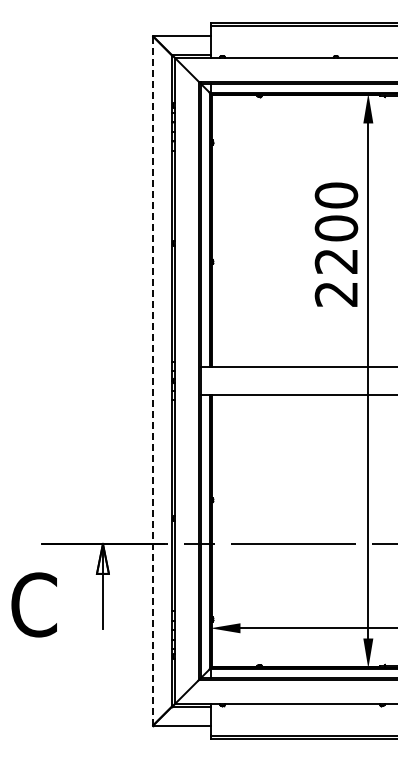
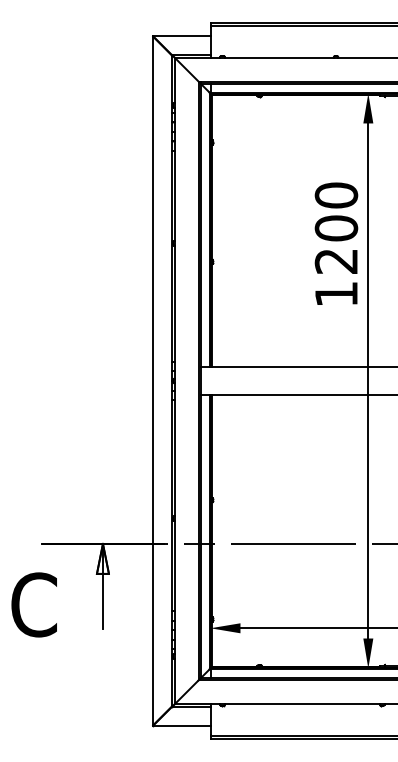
text: 2200 -> 1200 (335, 294)
line: dashed -> solid (152, 381)
